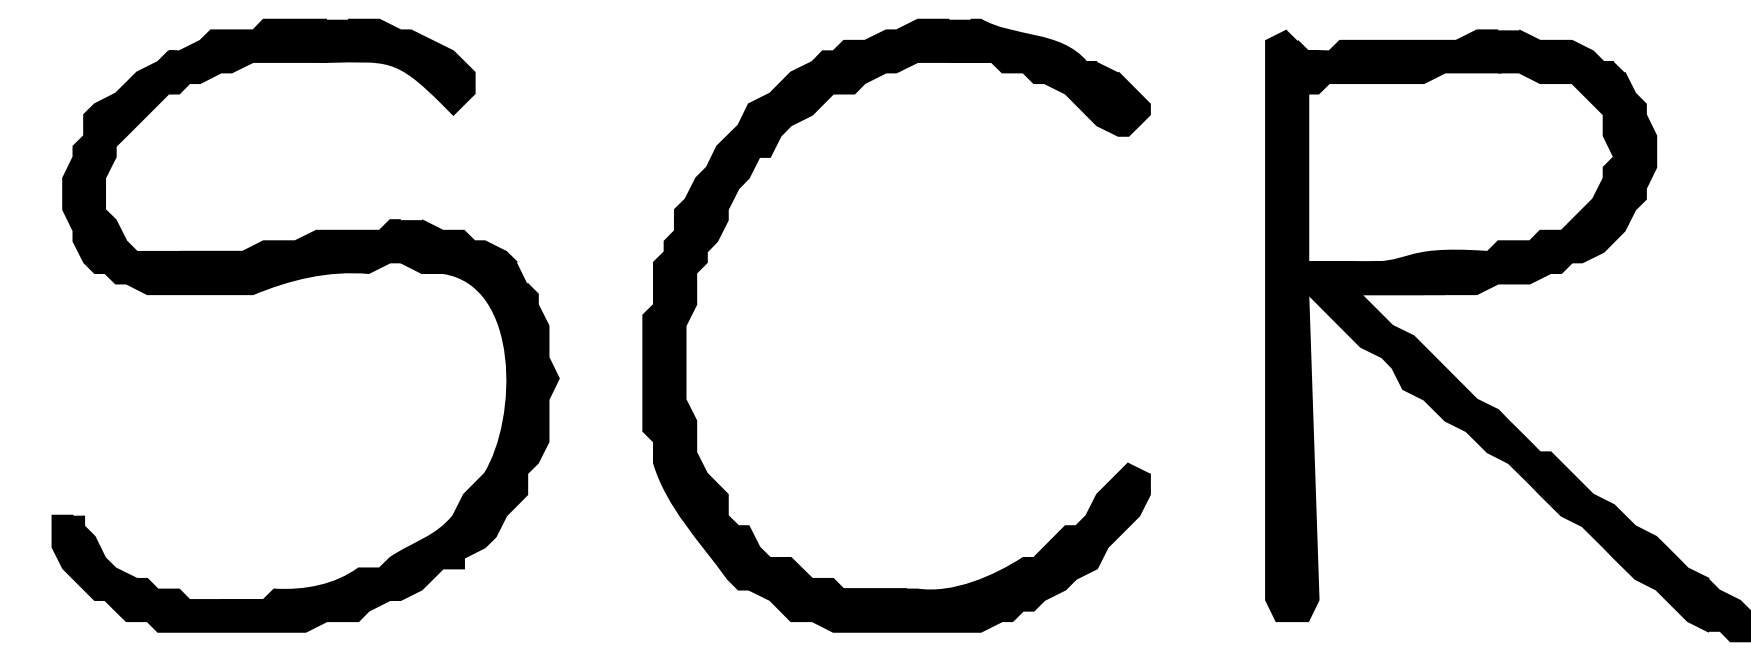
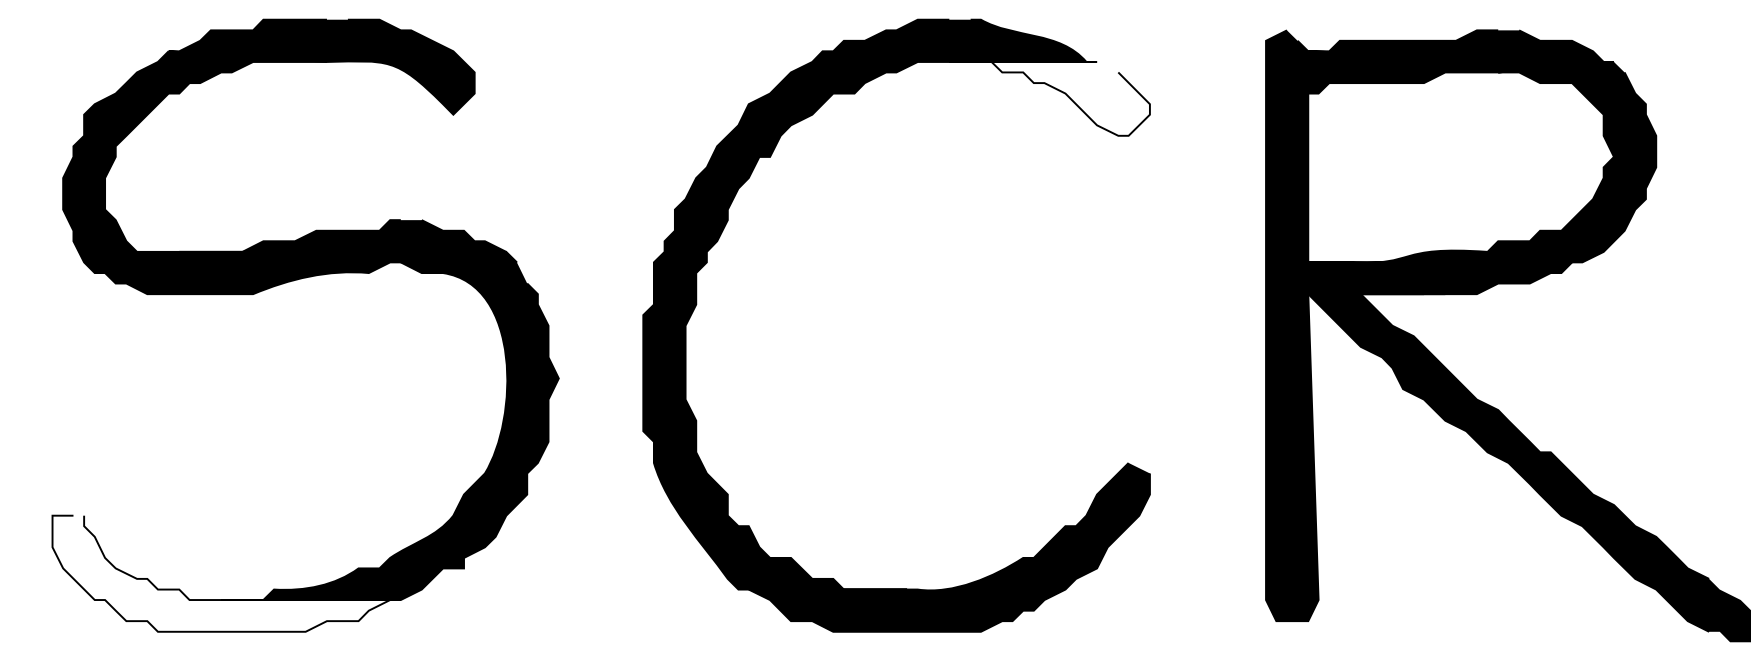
fill: present -> none (1049, 98)
fill: present -> none (226, 573)
